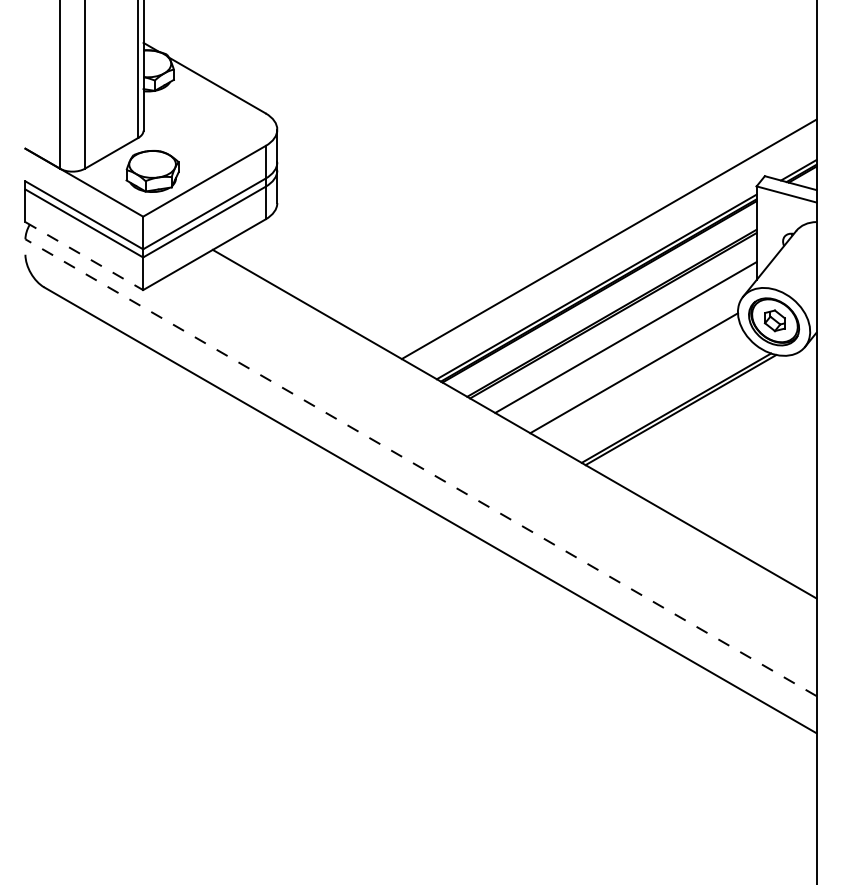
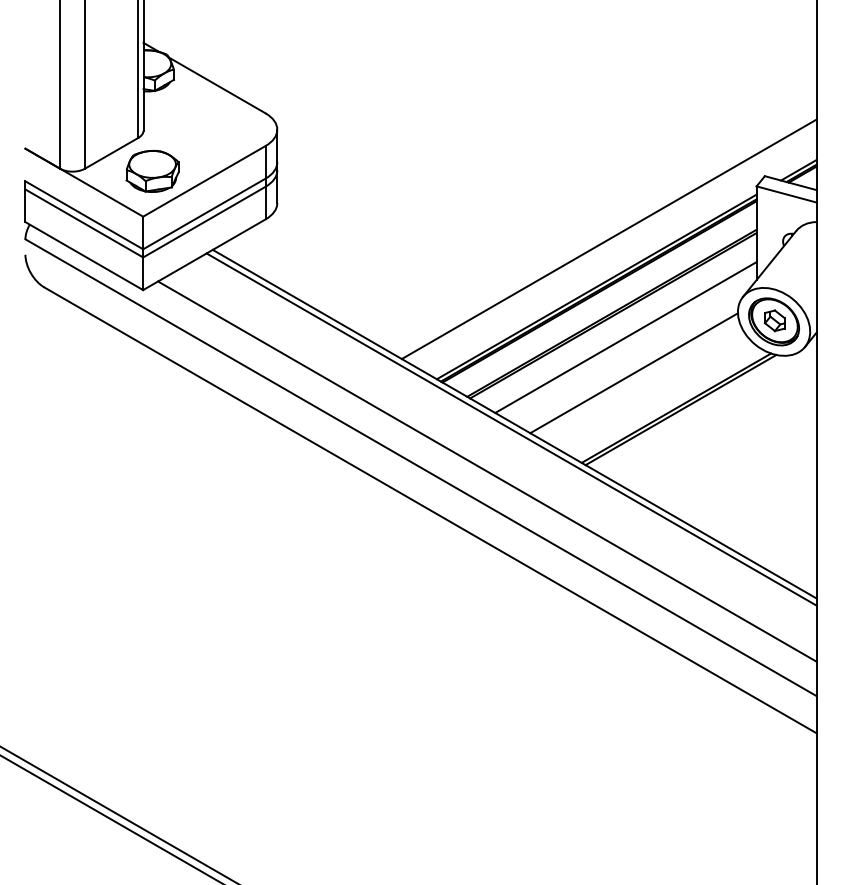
line: dashed -> solid (84, 256)
line: none -> present (511, 429)
line: dashed -> solid (421, 467)
line: none -> present (487, 471)
line: none -> present (118, 814)
line: none -> present (110, 818)
